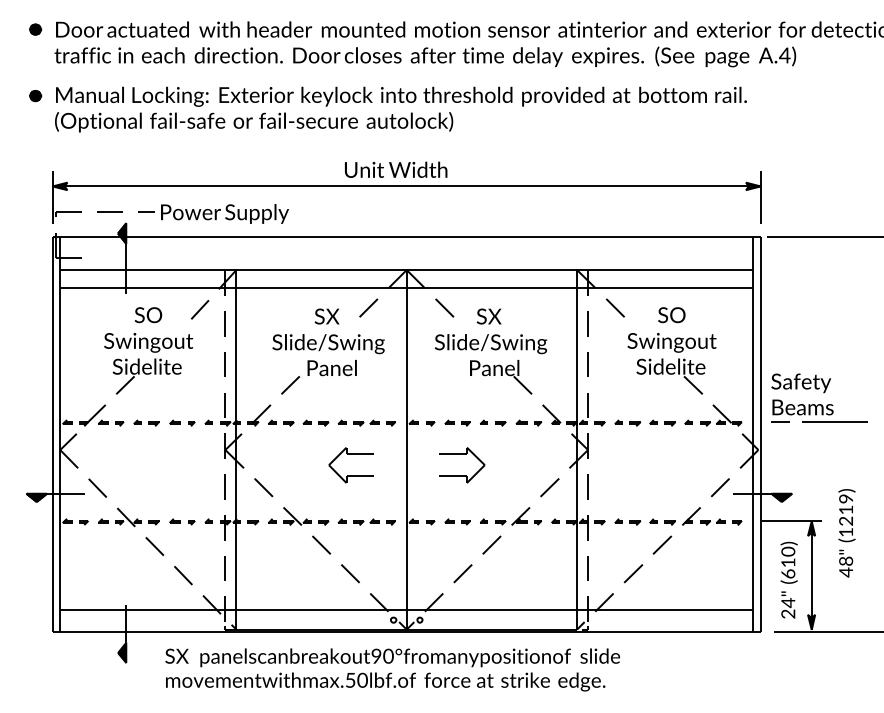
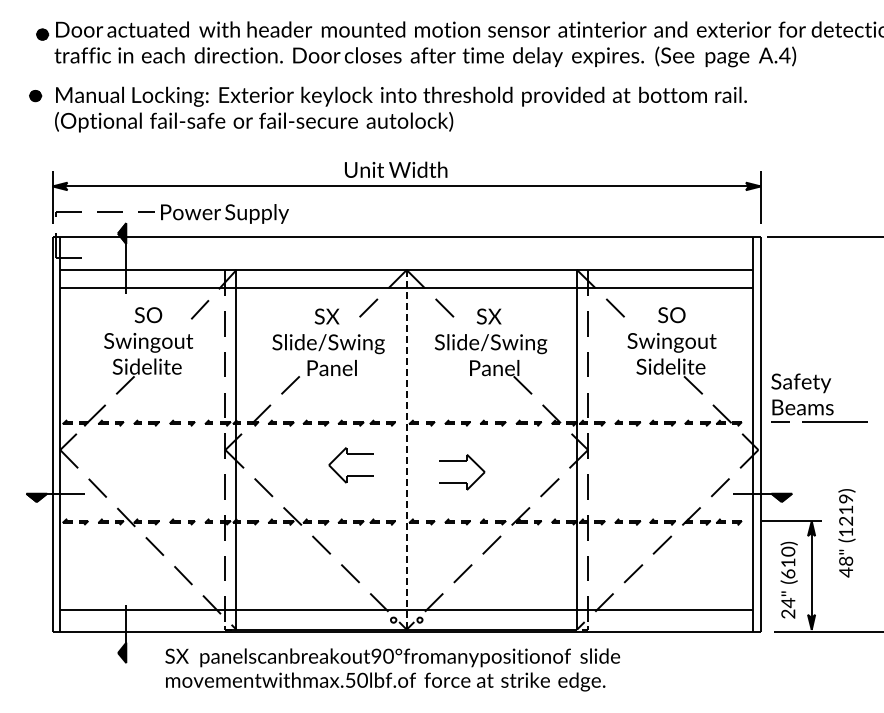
part position: (35, 29) -> (42, 34) (42, 34)
line: solid -> dashed (406, 449)
part position: (462, 475) -> (462, 482) (462, 482)
